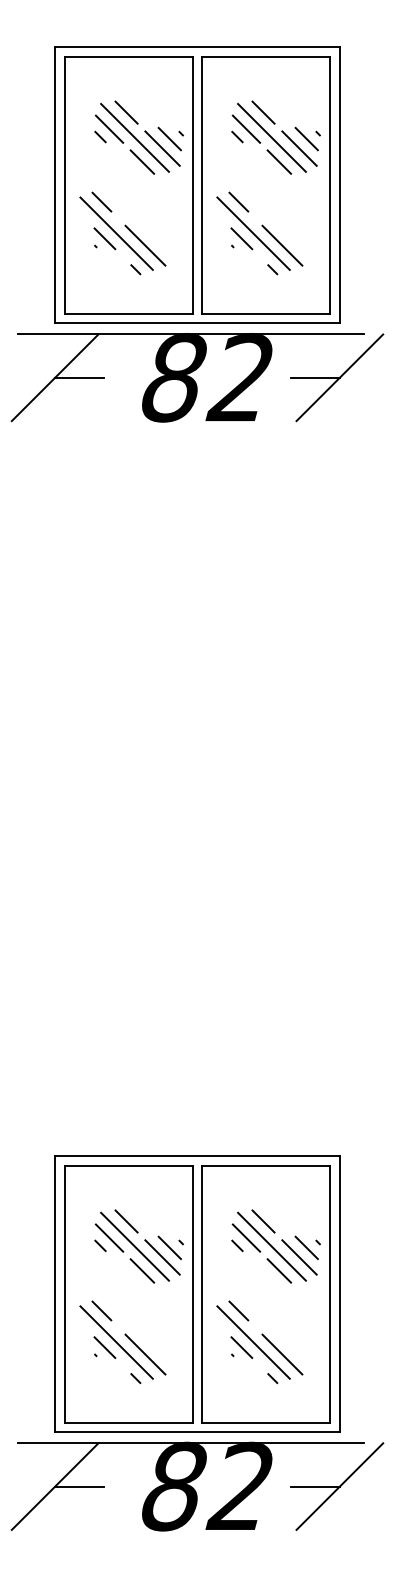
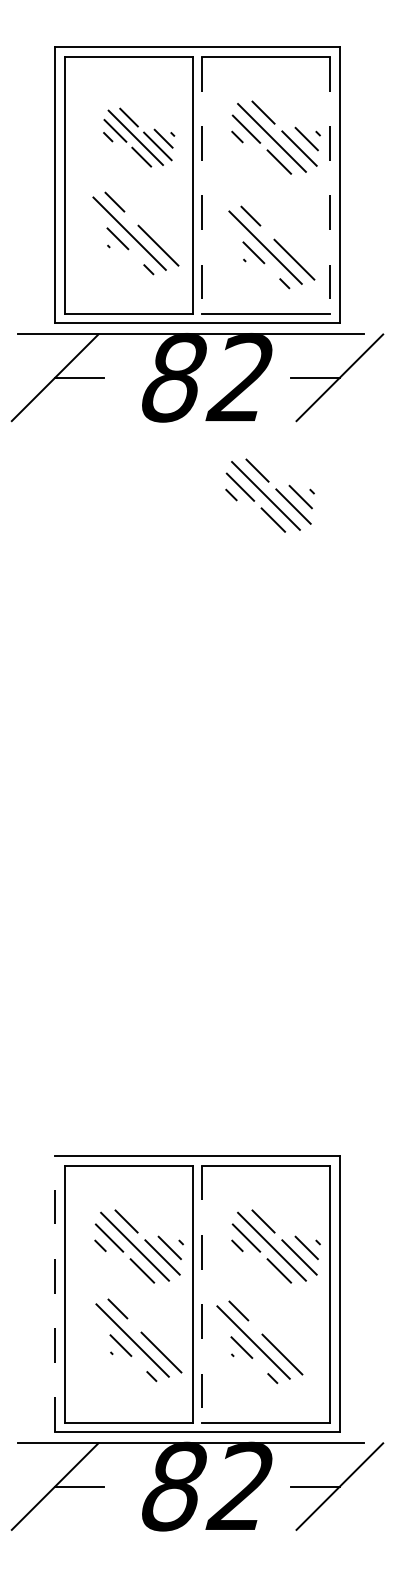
part size: 90x75 px -> 73x61 px (139, 137)
line: solid -> dashed (202, 185)
line: solid -> dashed (330, 185)
part position: (122, 233) -> (135, 233) (135, 233)
part position: (259, 233) -> (271, 247) (271, 247)
part: none -> present (269, 495)
line: solid -> dashed (55, 1294)
line: solid -> dashed (202, 1294)
part position: (122, 1342) -> (138, 1340) (138, 1340)
